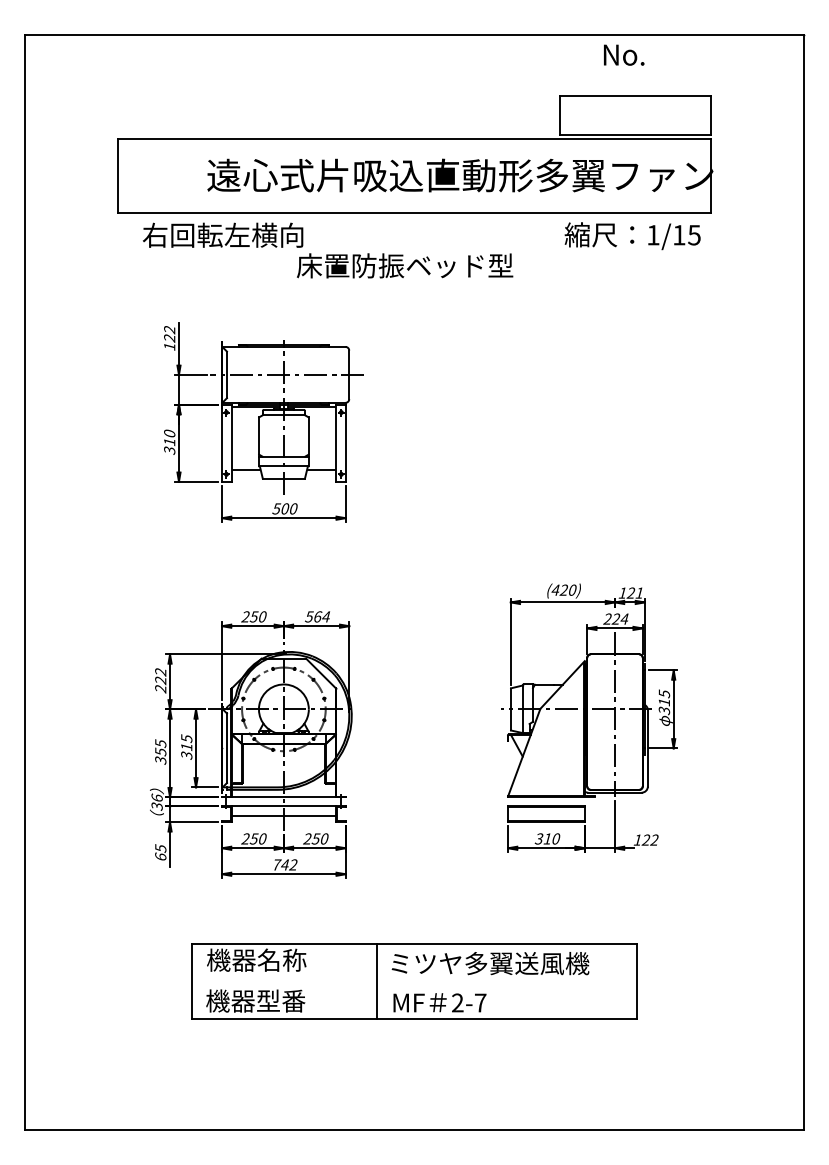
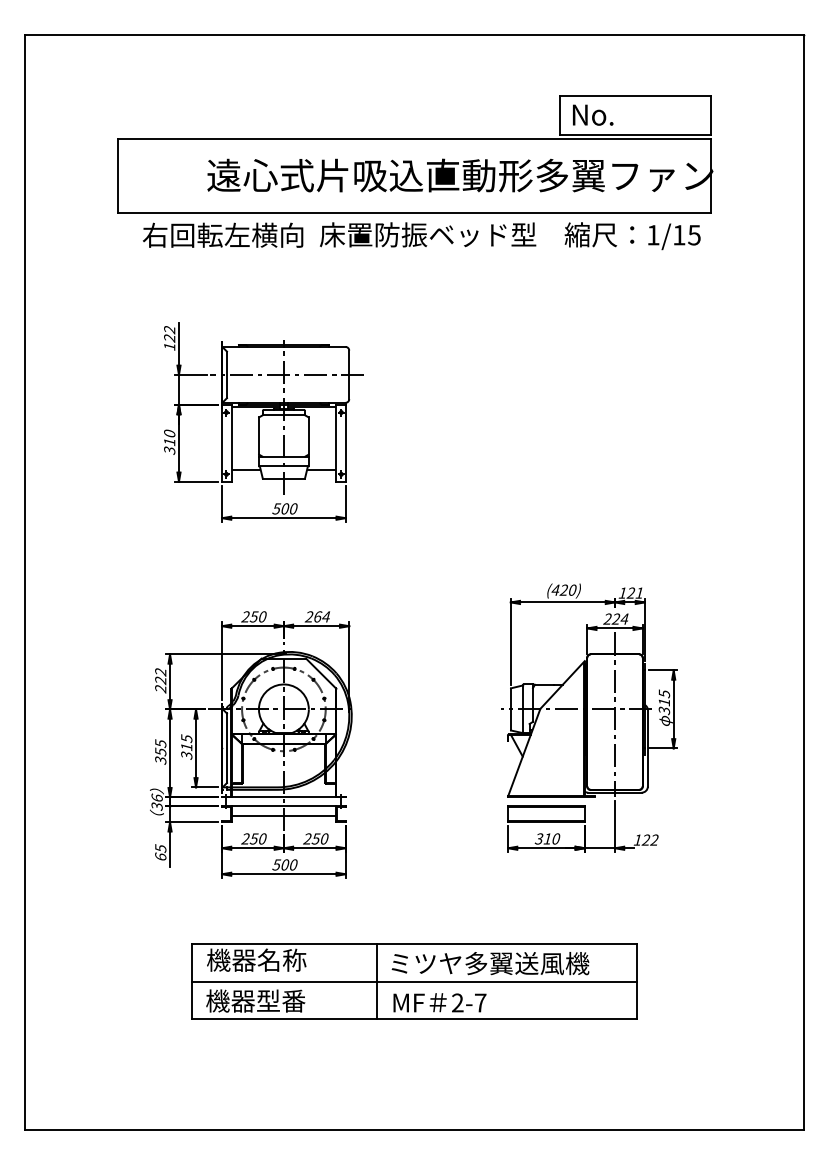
text position: (624, 54) -> (593, 114) (593, 114)
text position: (405, 265) -> (428, 234) (428, 234)
text: 564 -> 264 (308, 616)
text: 742 -> 500 (284, 864)
line: none -> present (414, 981)
